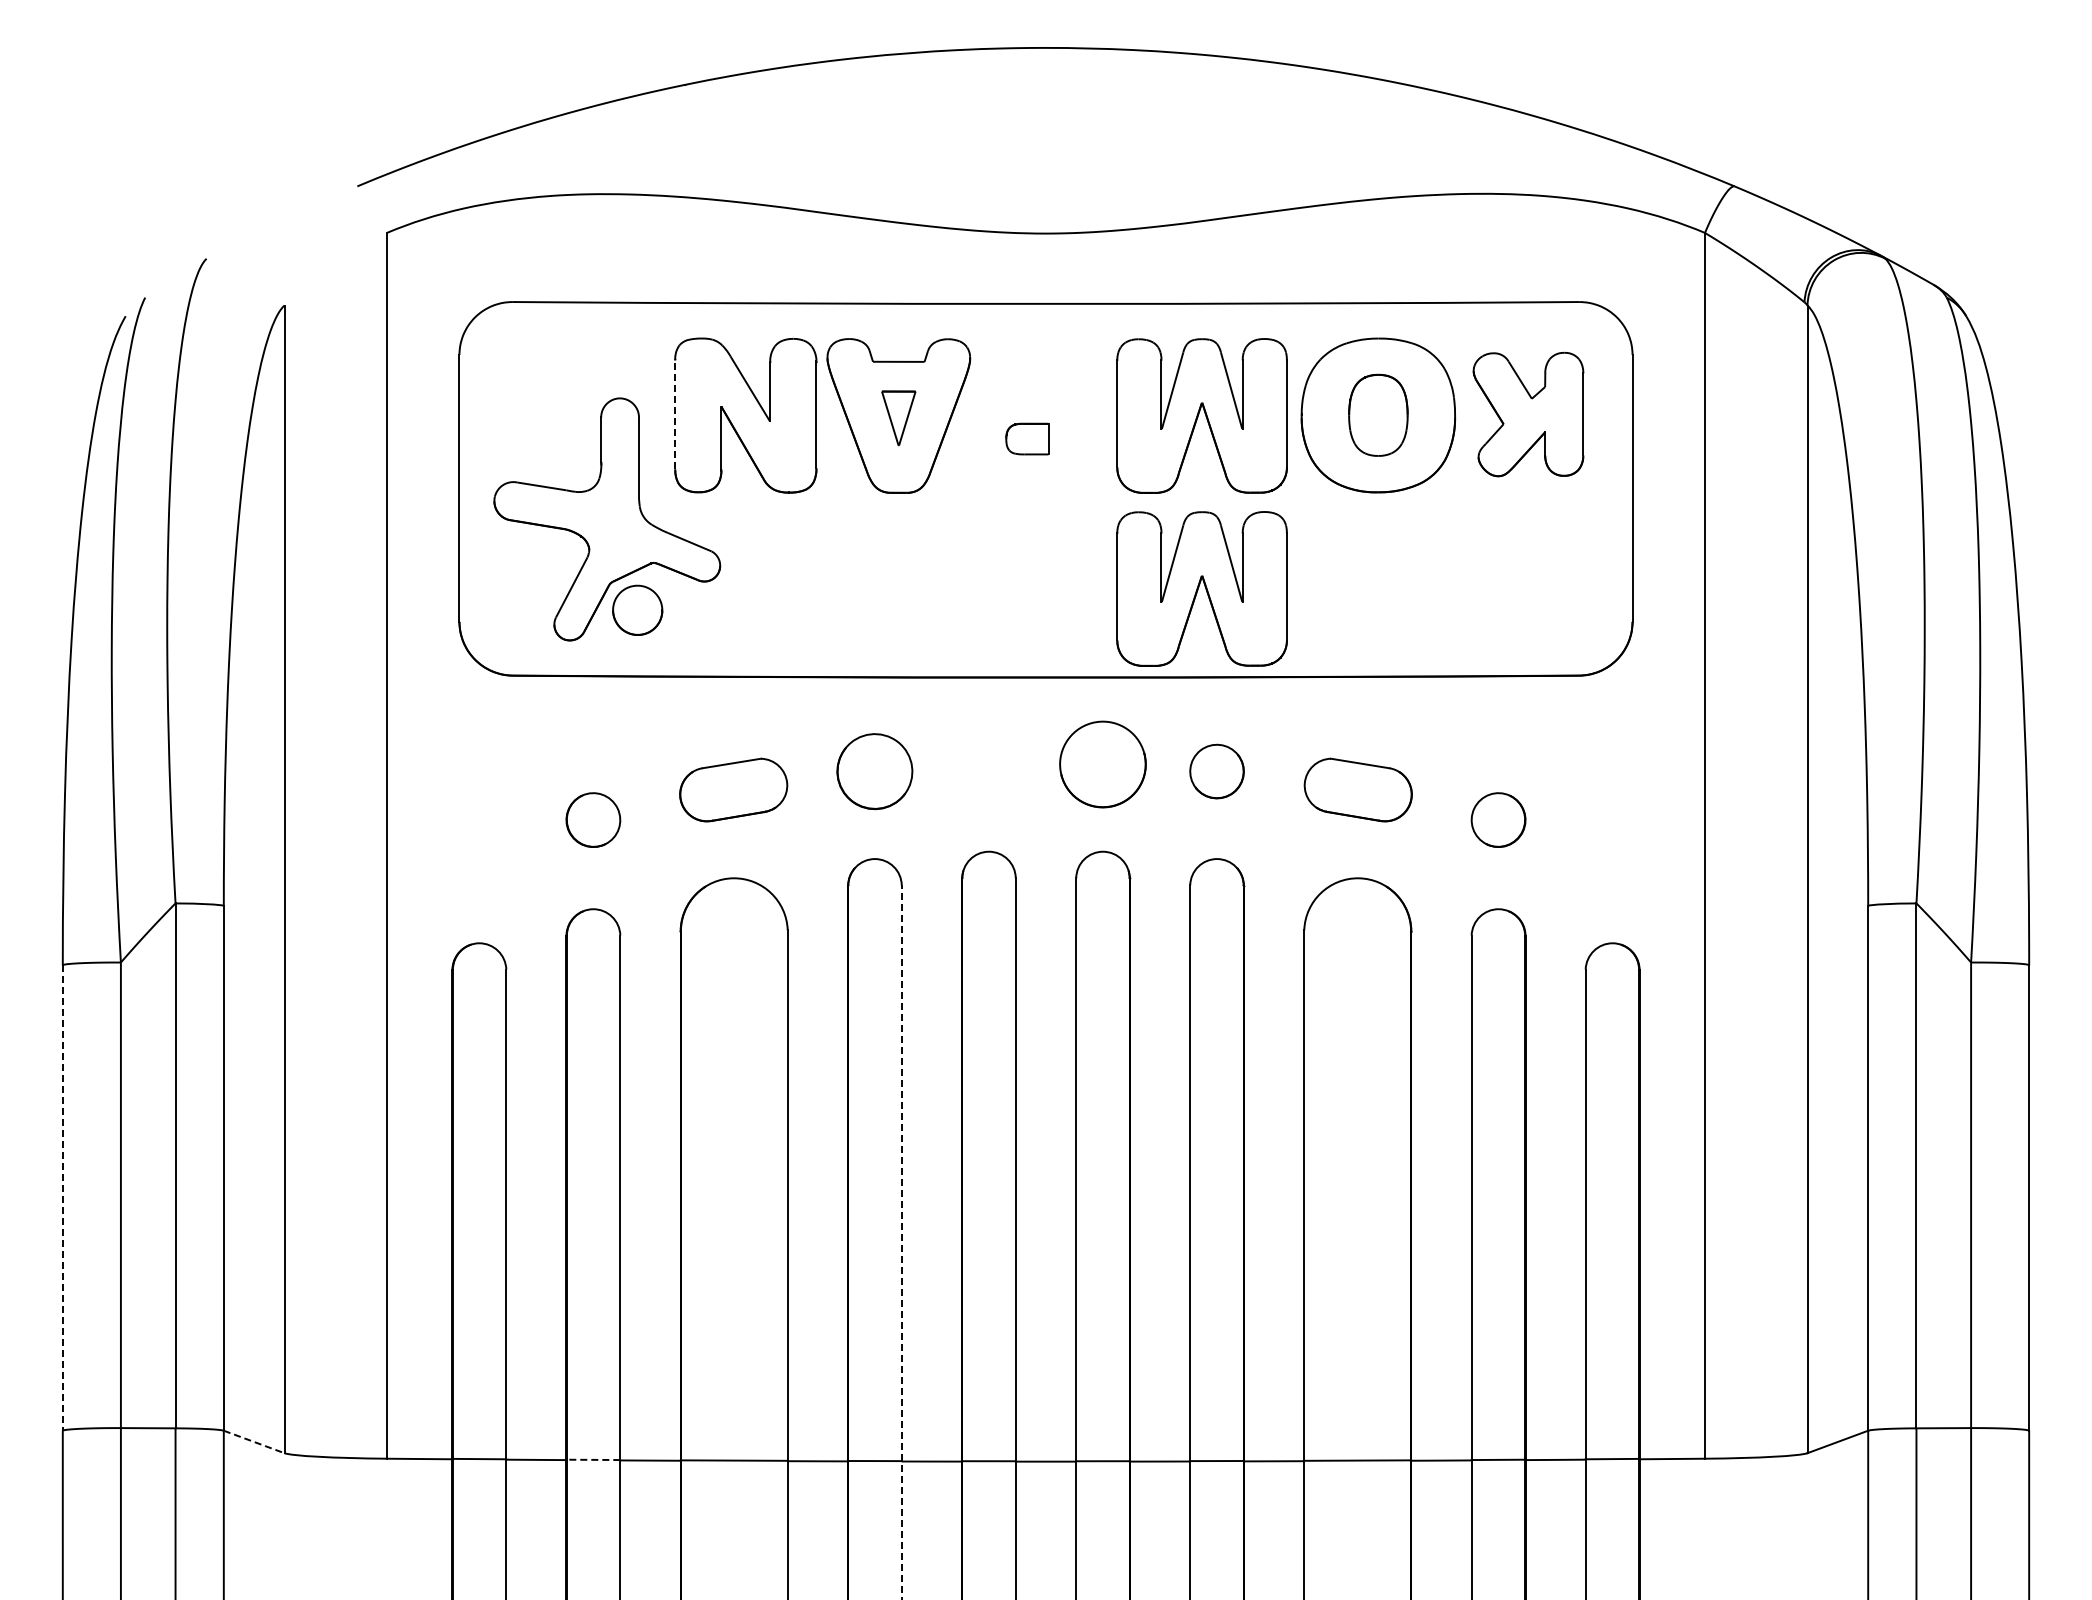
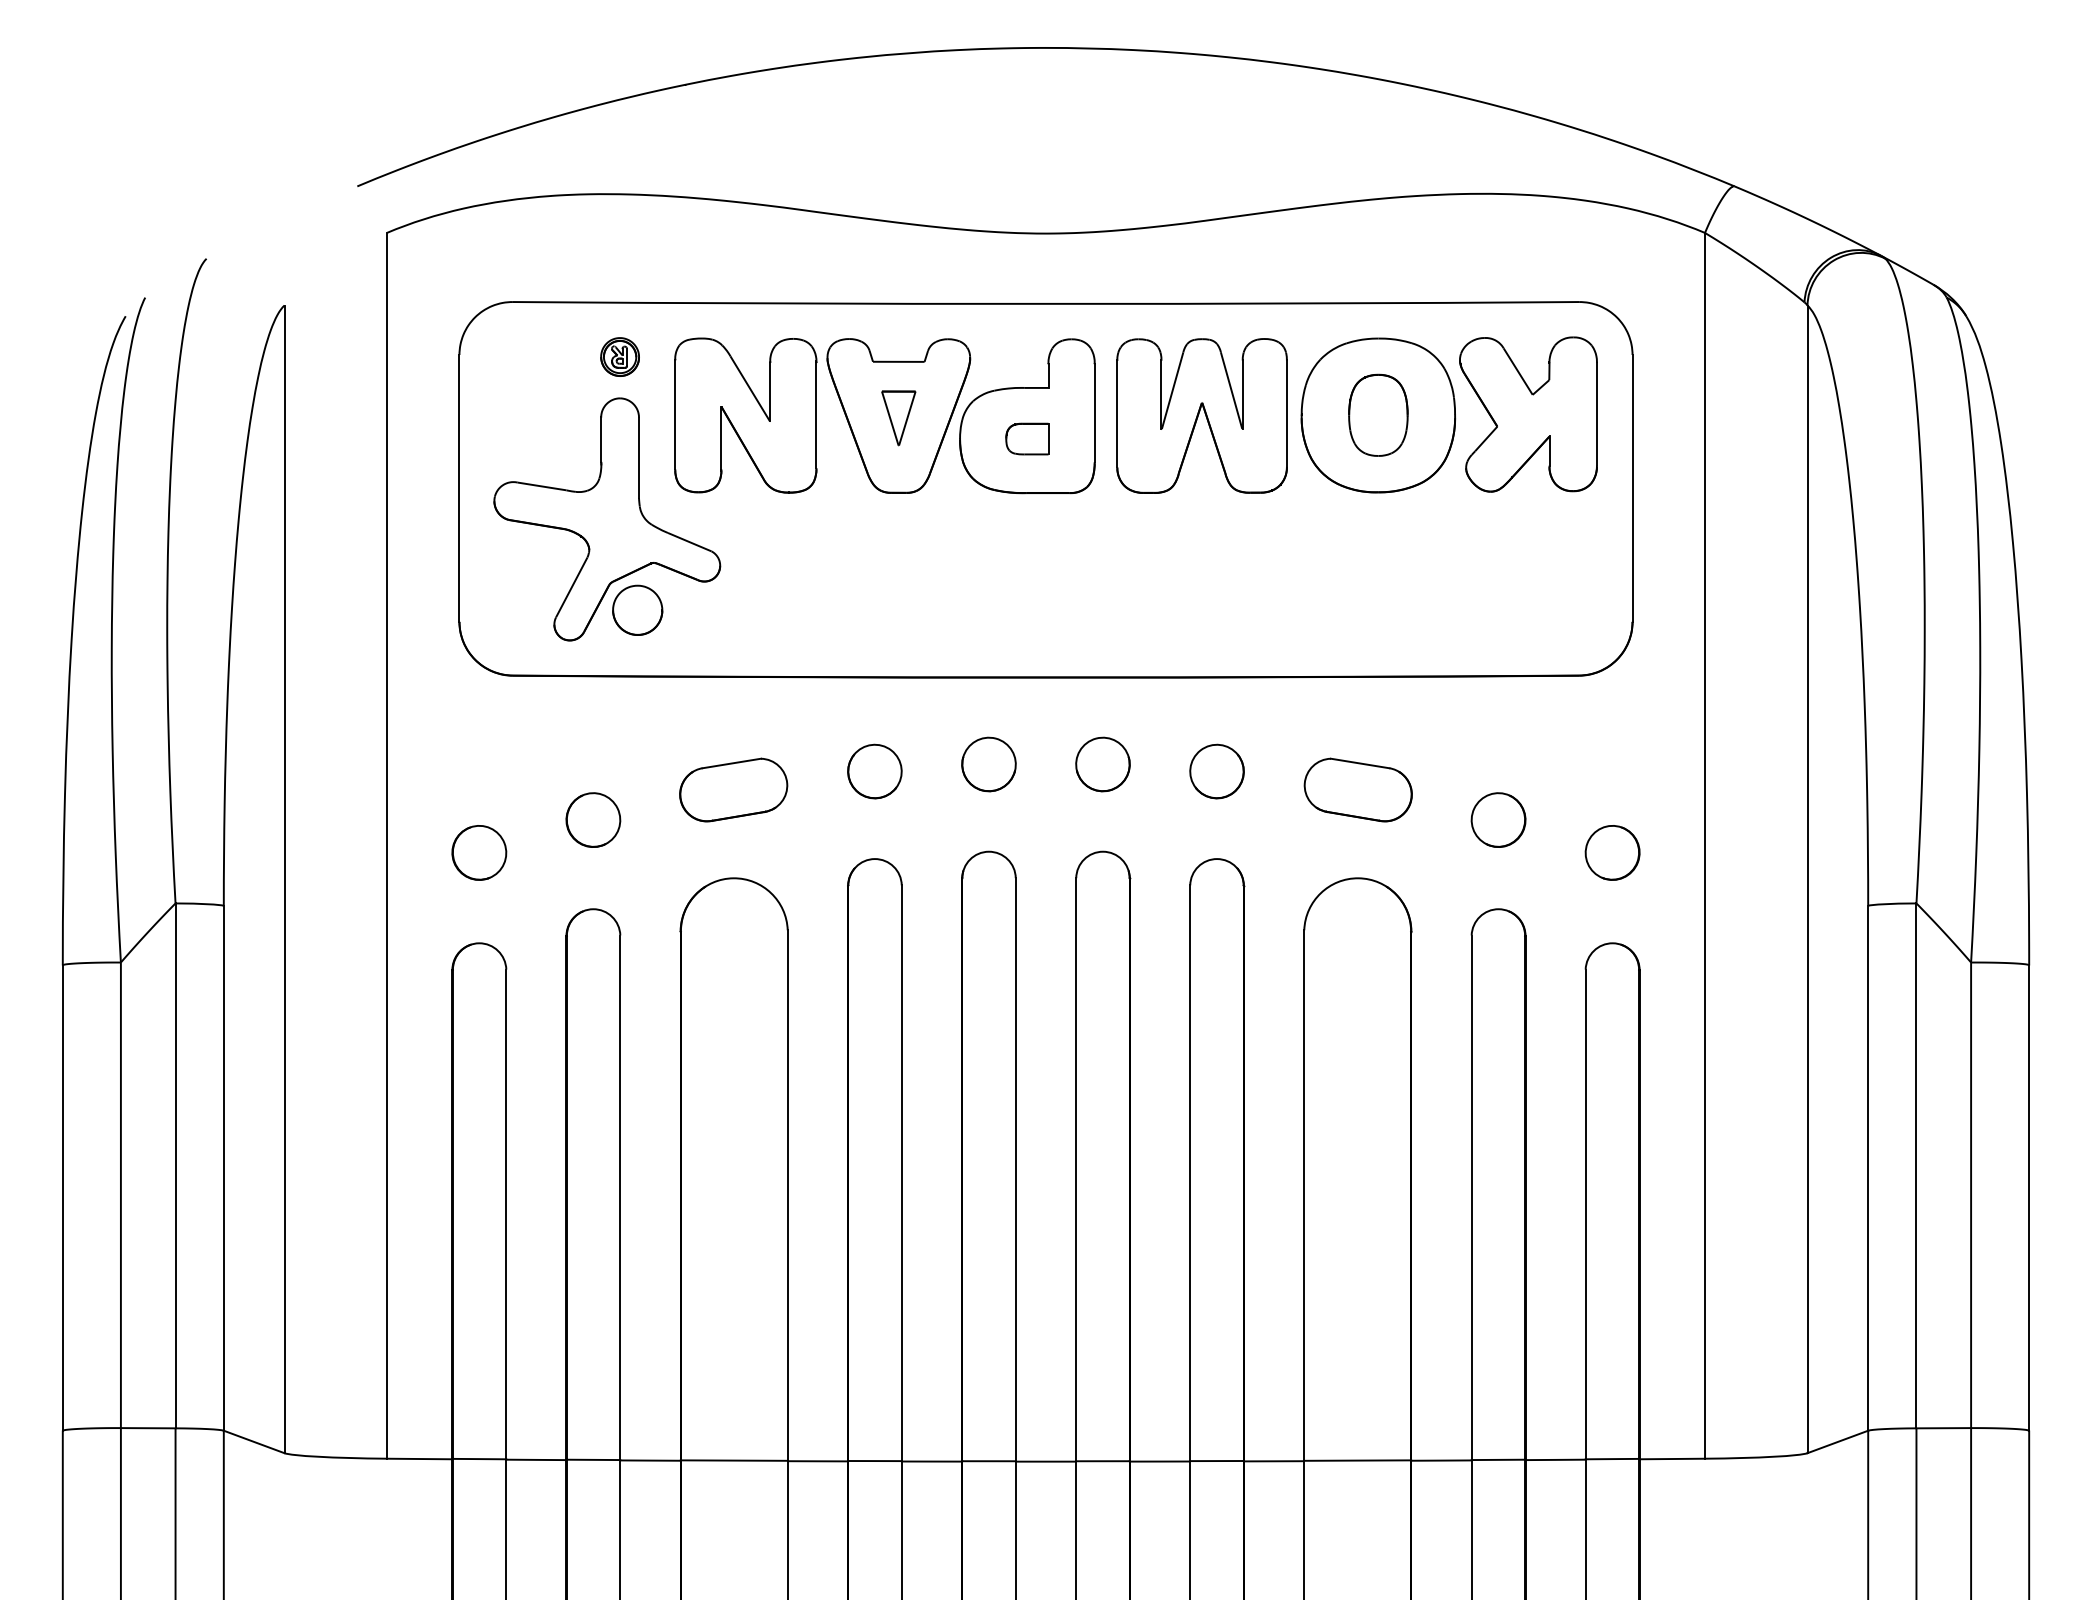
part: none -> present (619, 356)
line: dashed -> solid (675, 414)
part size: 113x127 px -> 139x157 px (1528, 414)
part: none -> present (1027, 416)
part: present -> none (1201, 588)
part: none -> present (988, 764)
part size: 88x89 px -> 56x57 px (1102, 764)
part size: 78x78 px -> 56x57 px (874, 771)
part: none -> present (479, 852)
part: none -> present (1612, 852)
line: dashed -> solid (62, 1198)
line: dashed -> solid (901, 1242)
line: dashed -> solid (254, 1442)
line: dashed -> solid (593, 1459)
